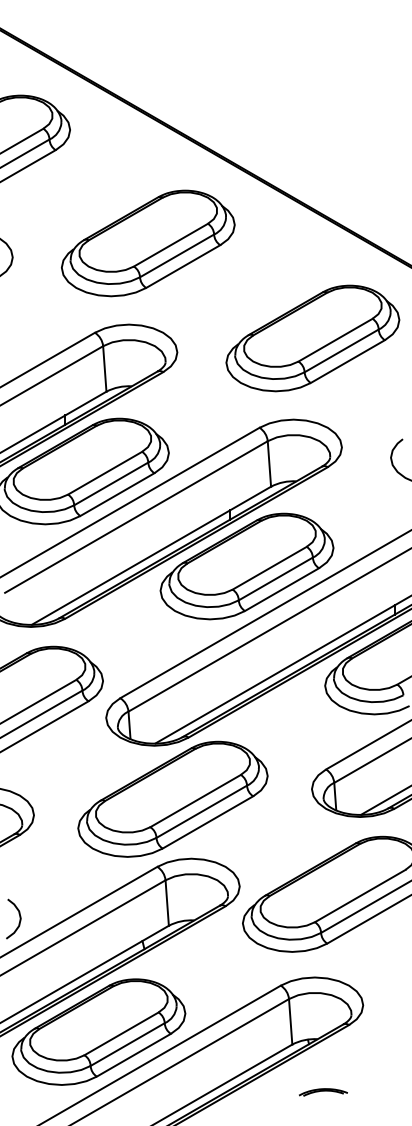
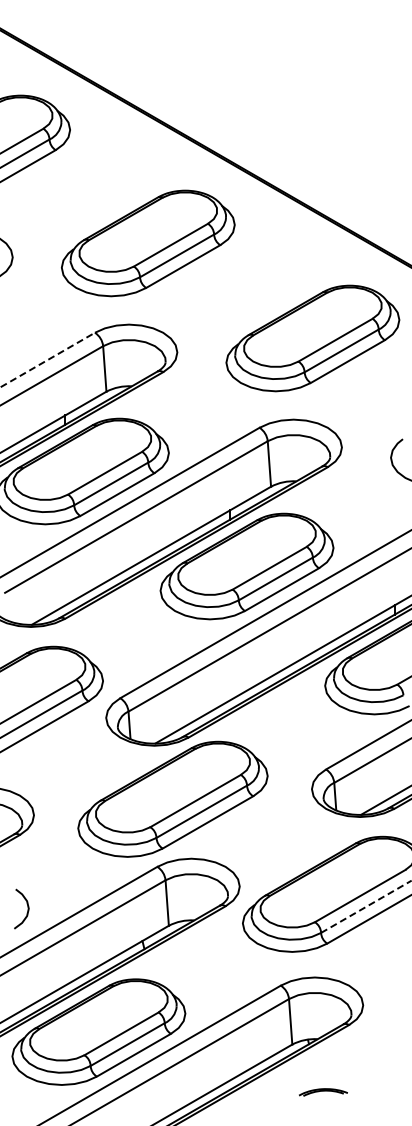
line: solid -> dashed (48, 359)
line: solid -> dashed (366, 906)
curve position: (19, 918) -> (27, 908) (27, 908)
